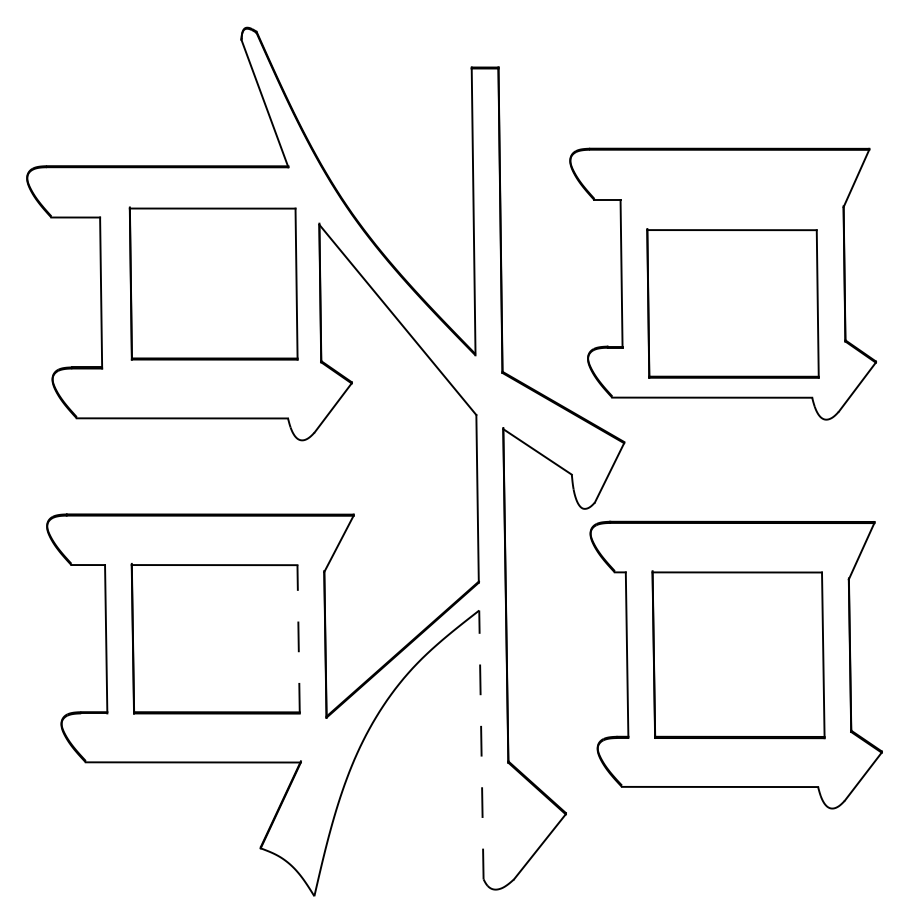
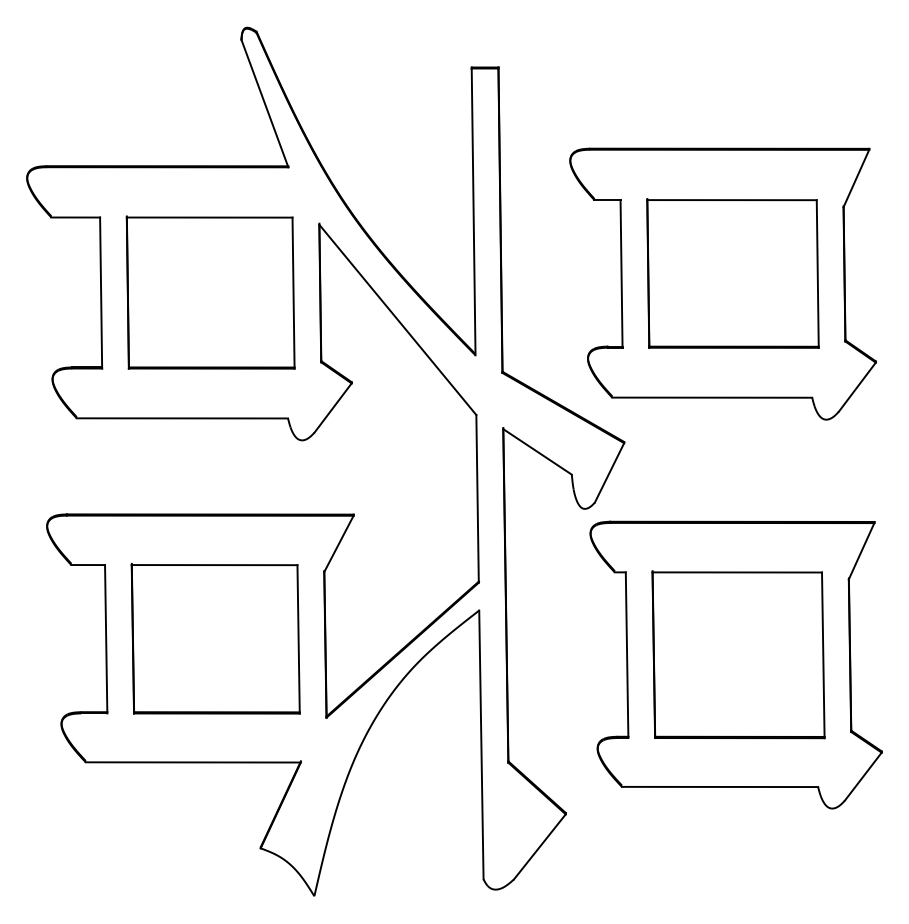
part position: (213, 283) -> (210, 292) (210, 292)
part position: (732, 303) -> (732, 273) (732, 273)
line: dashed -> solid (298, 638)
line: dashed -> solid (481, 744)
